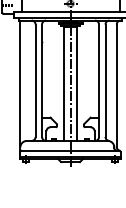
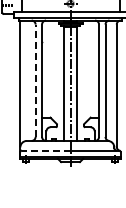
line: solid -> dashed (35, 80)
line: solid -> dashed (45, 150)
